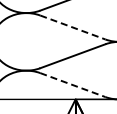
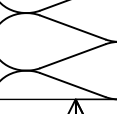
line: dashed -> solid (72, 27)
line: dashed -> solid (72, 85)
